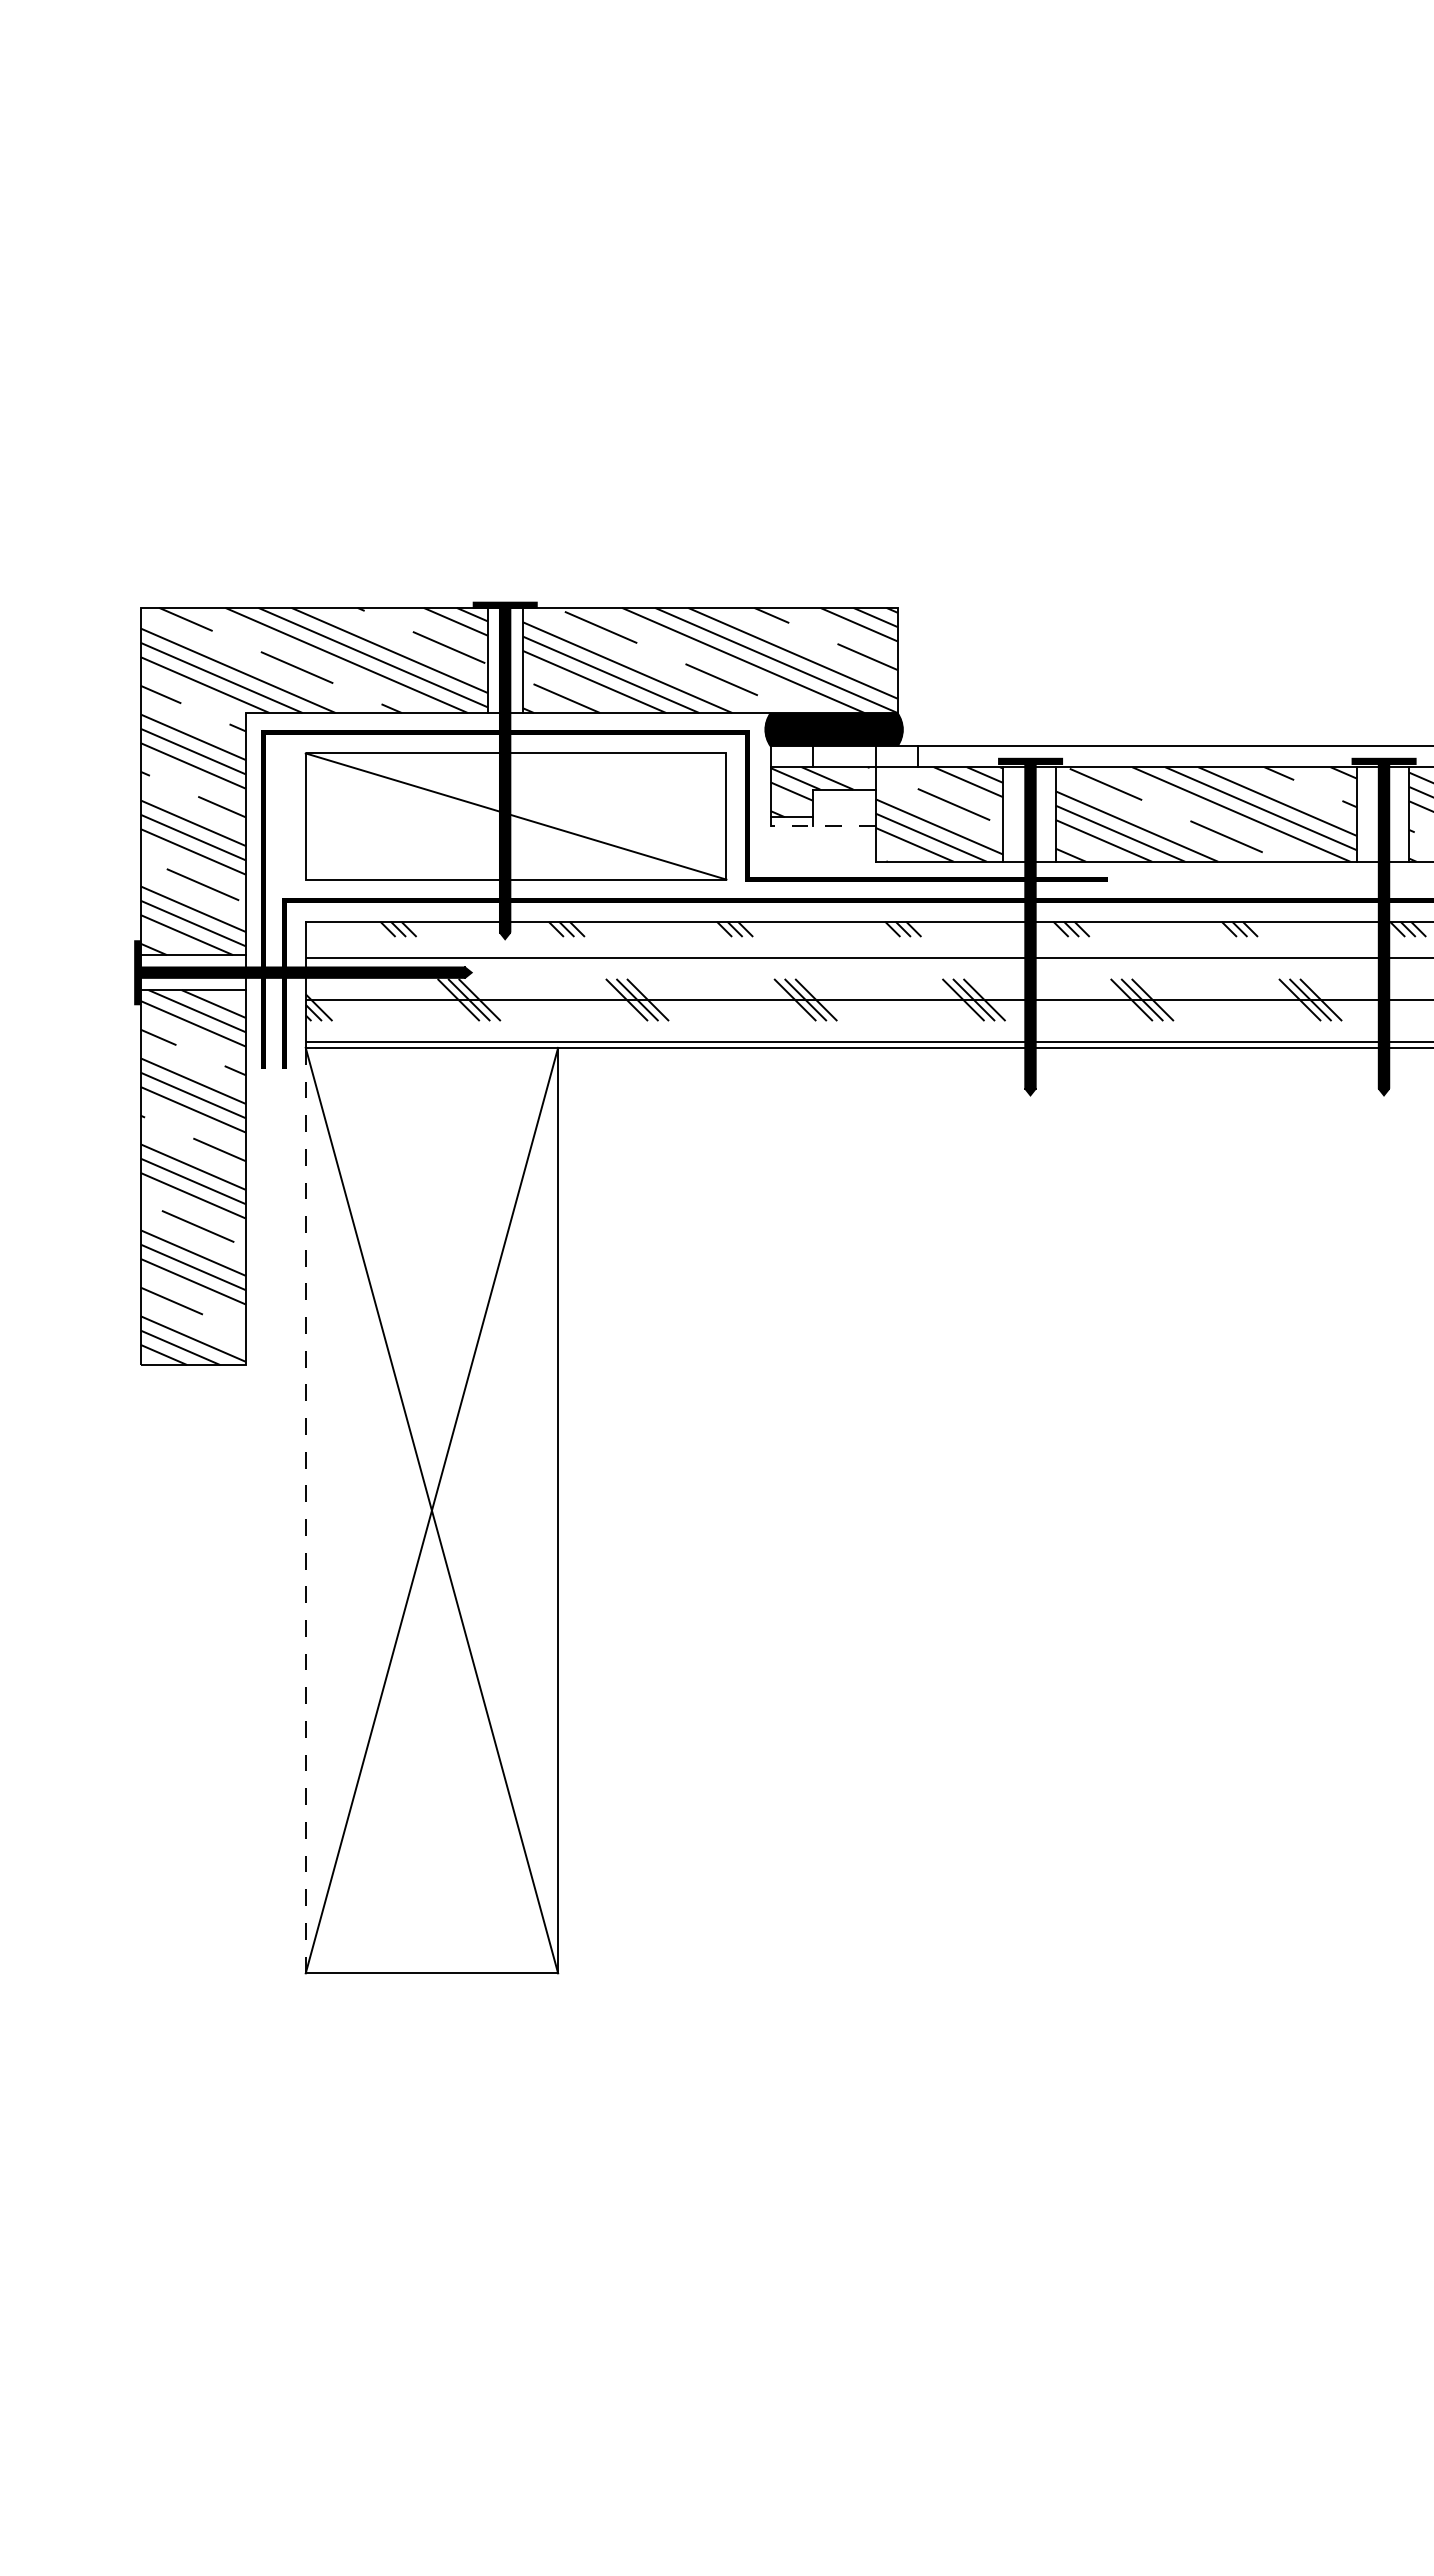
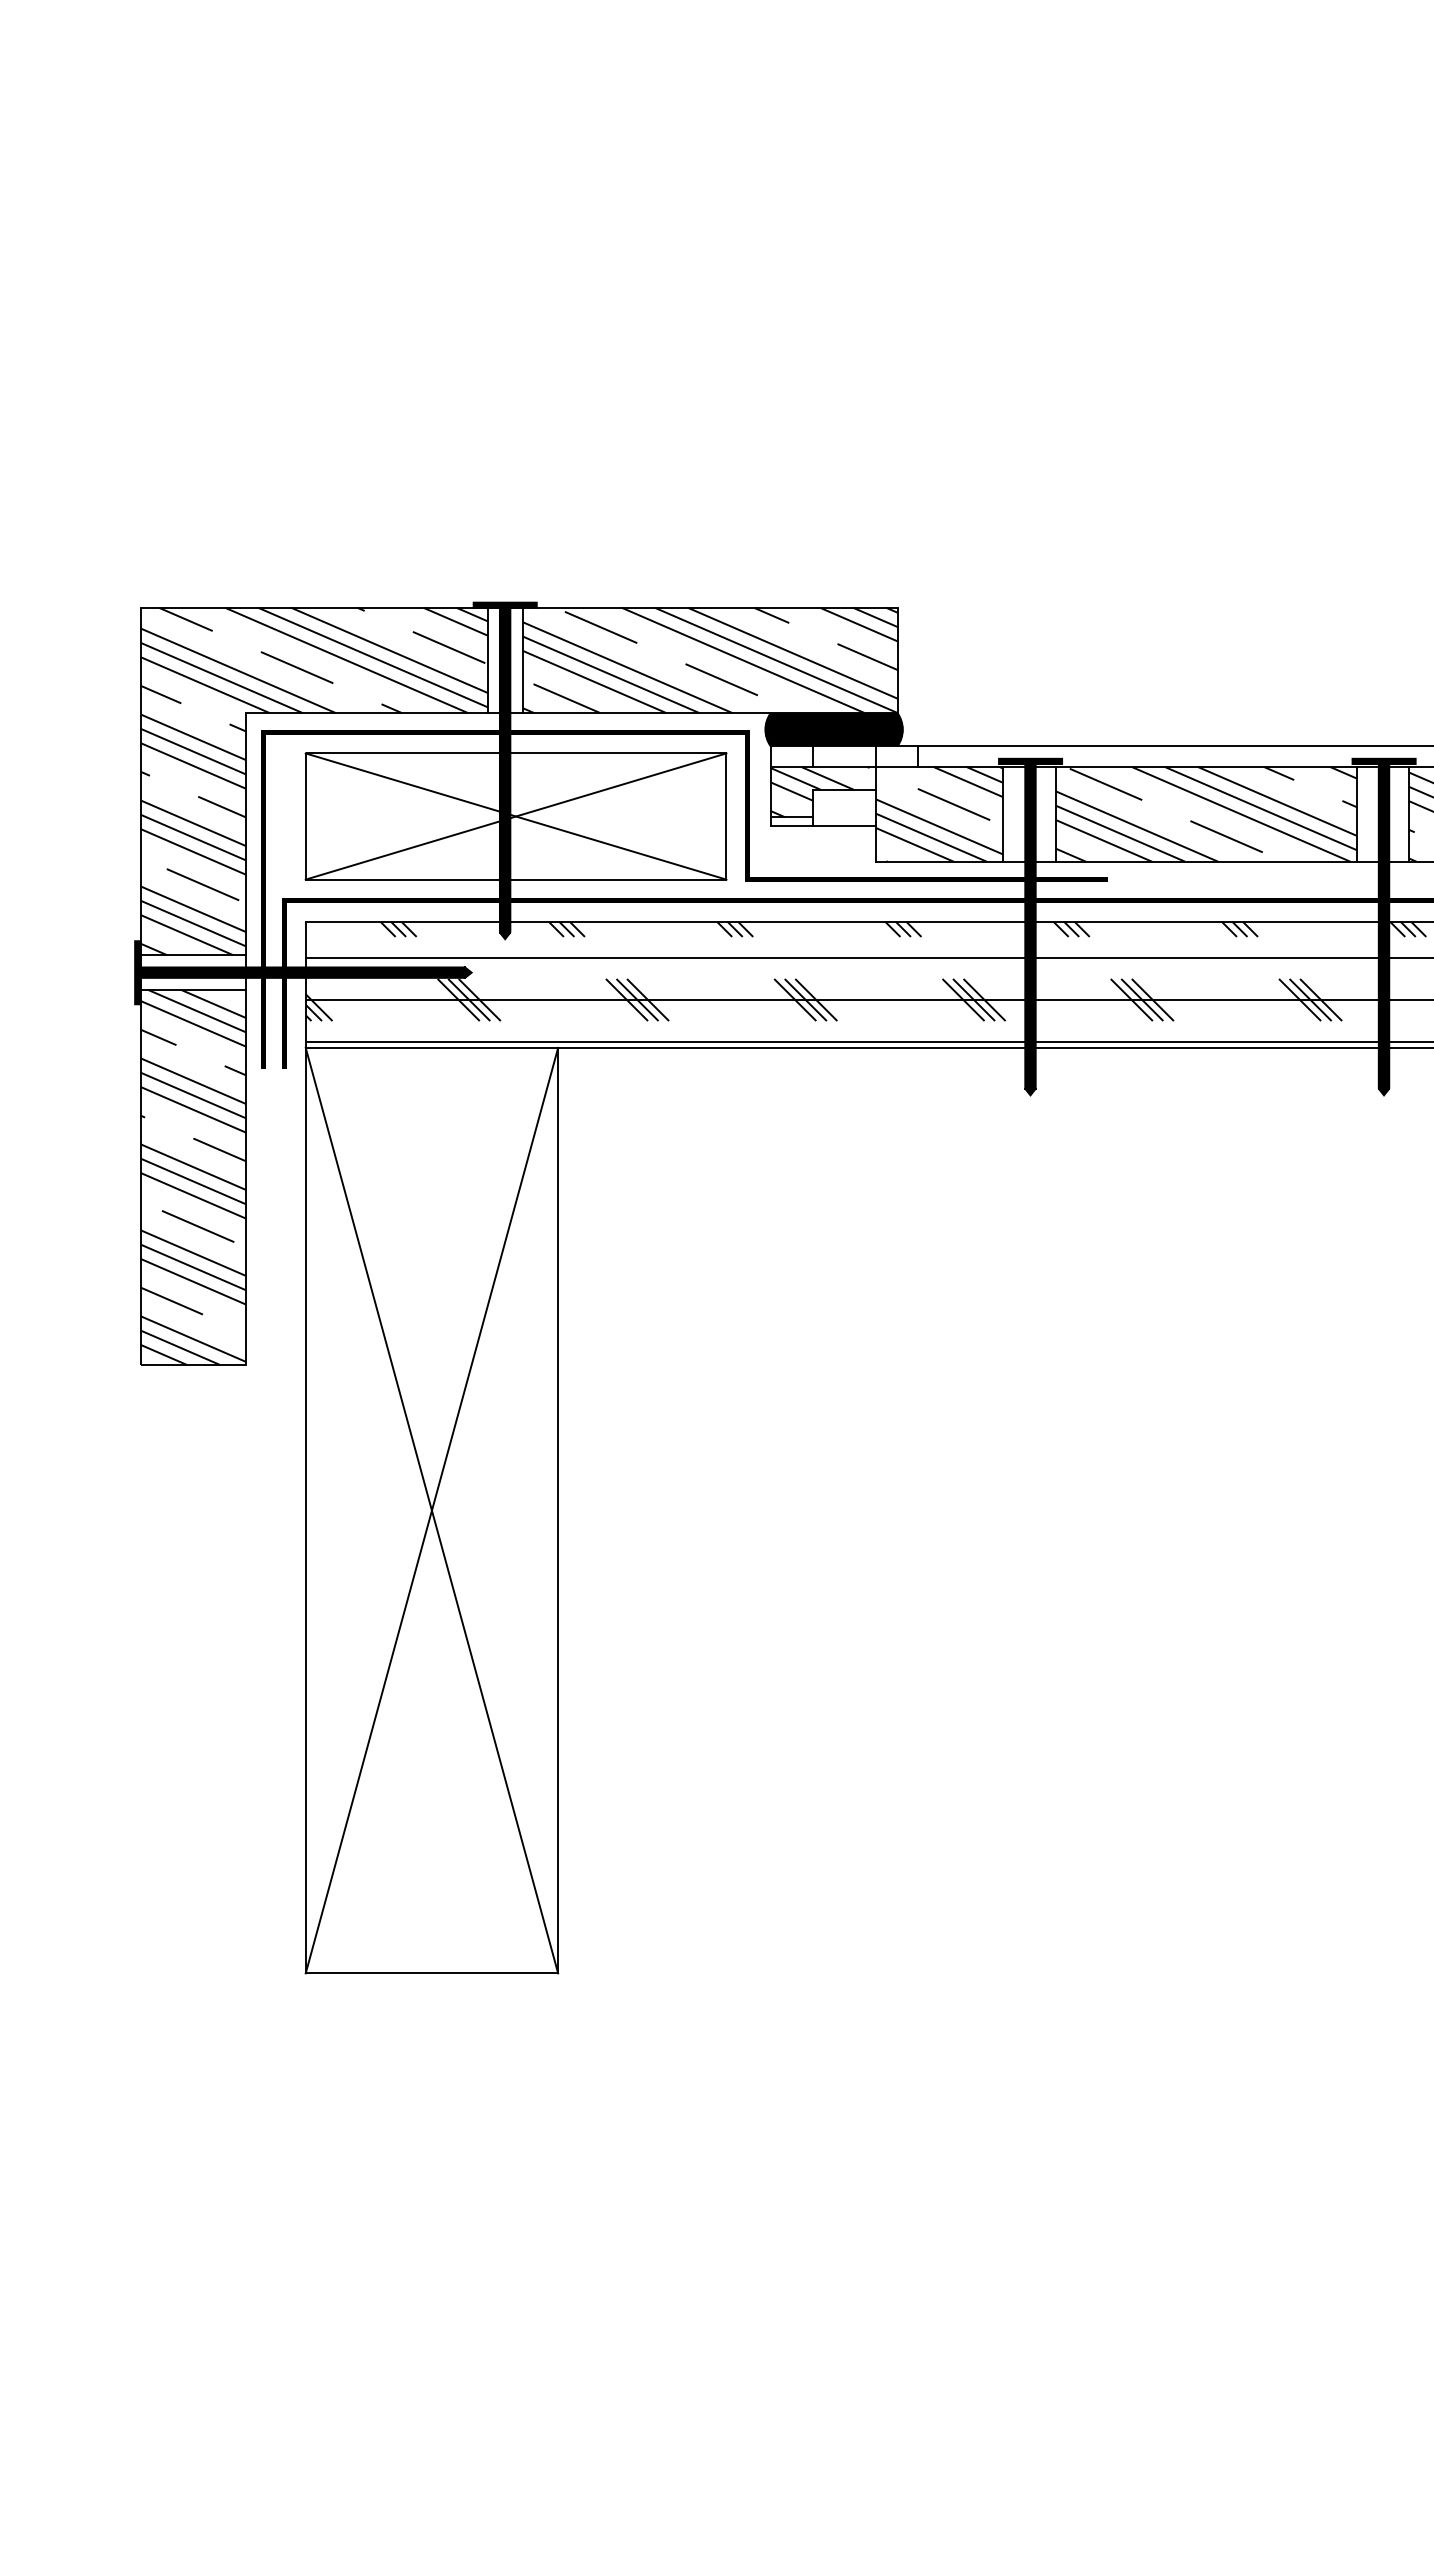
line: none -> present (515, 816)
line: dashed -> solid (823, 826)
line: dashed -> solid (305, 1510)
